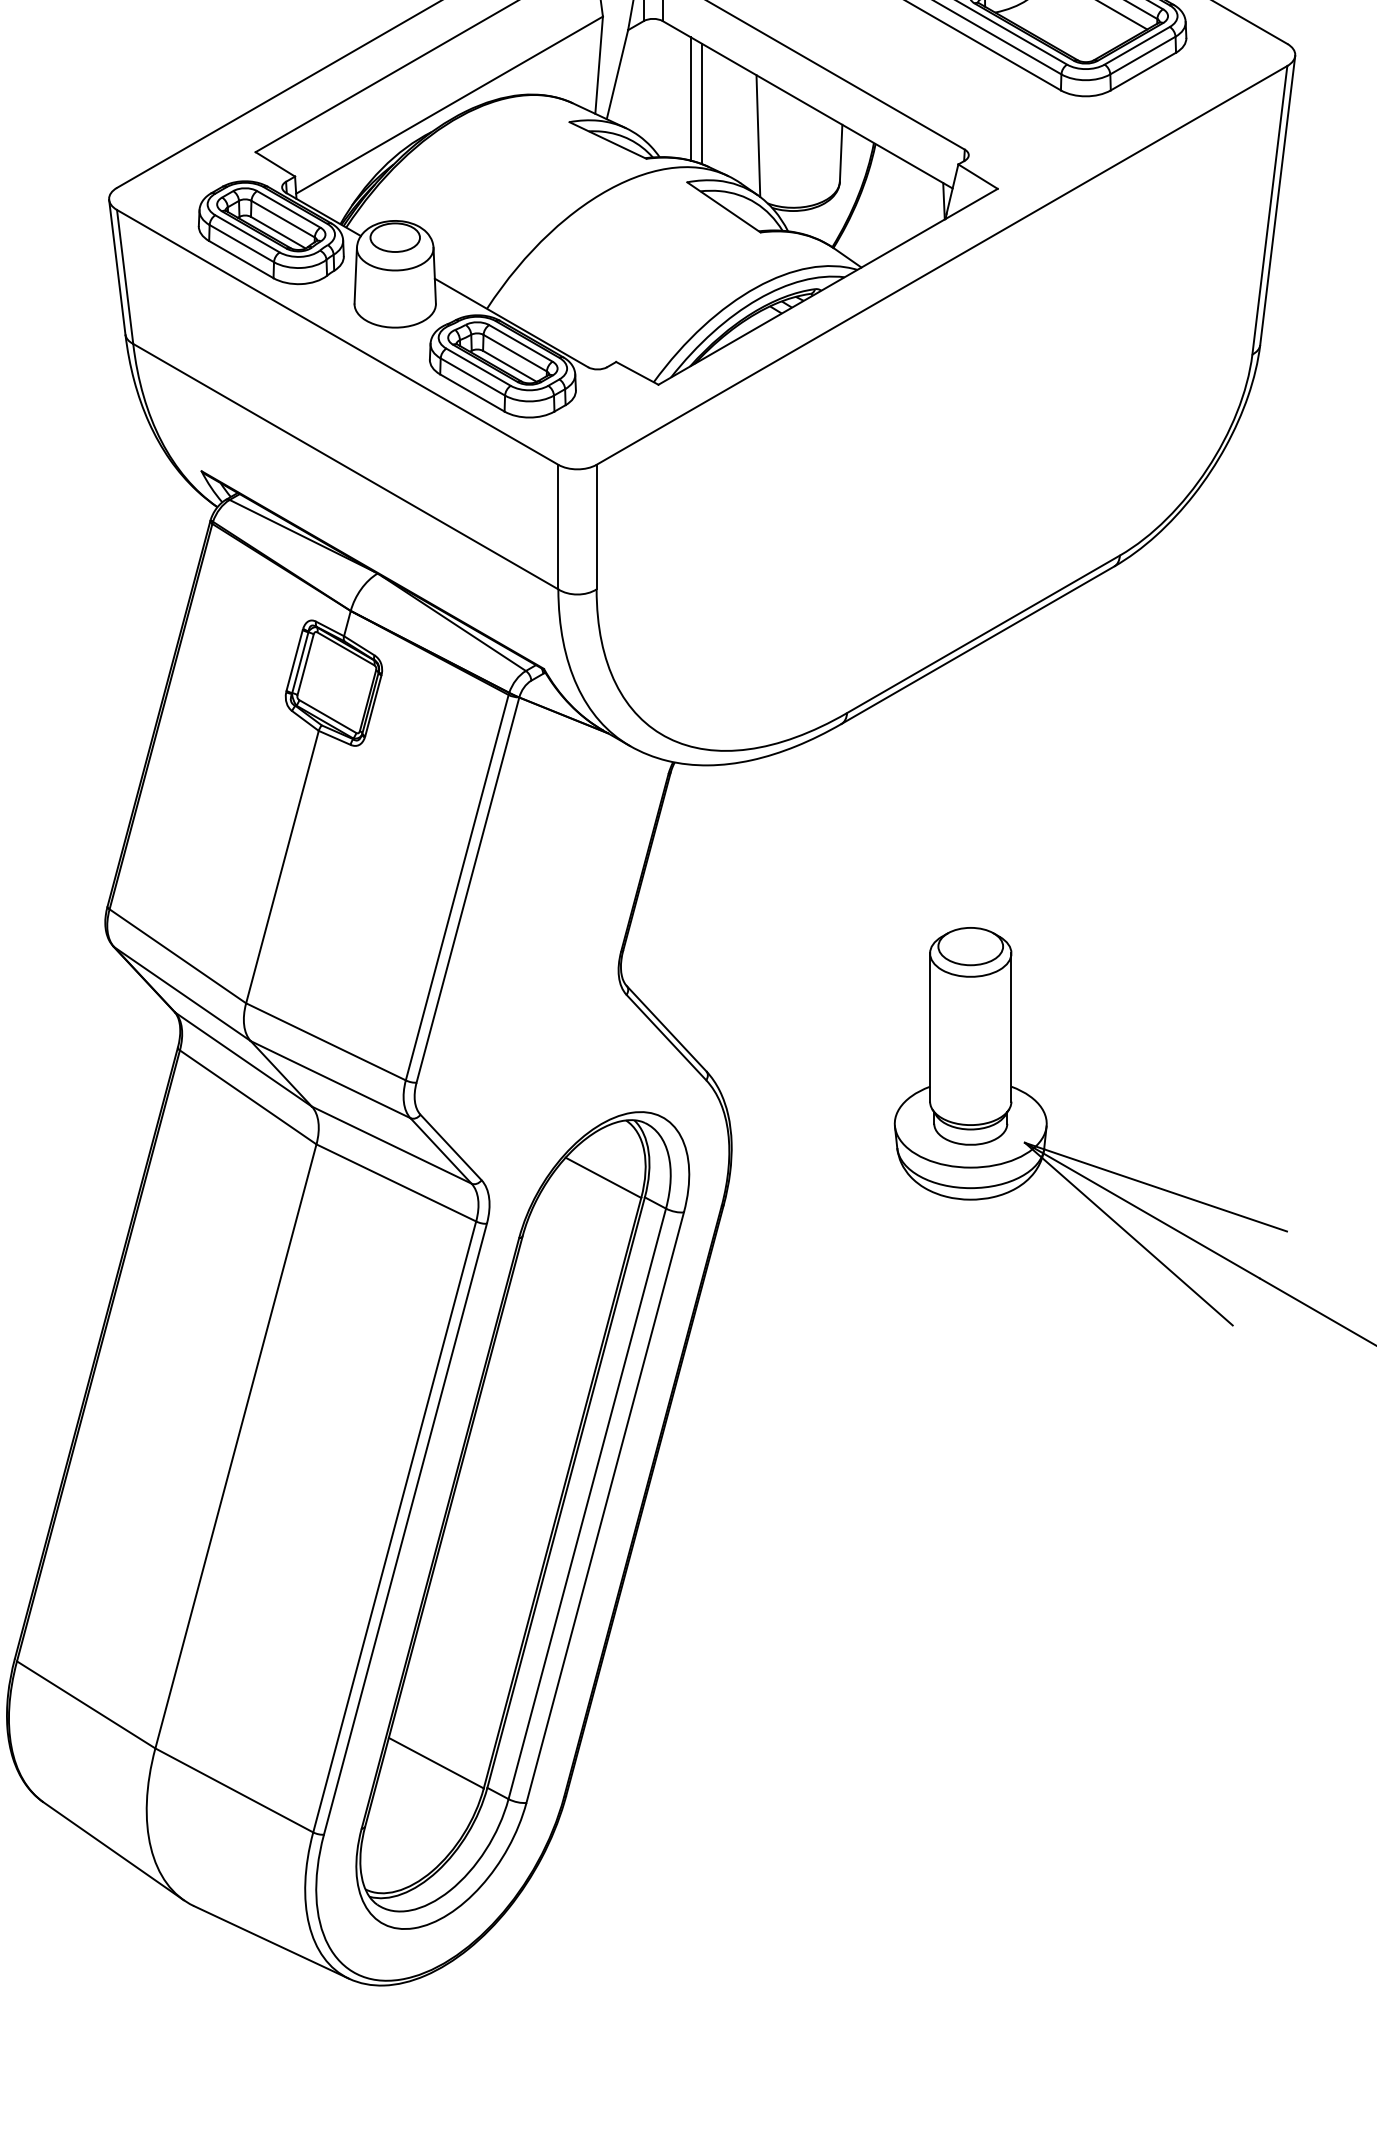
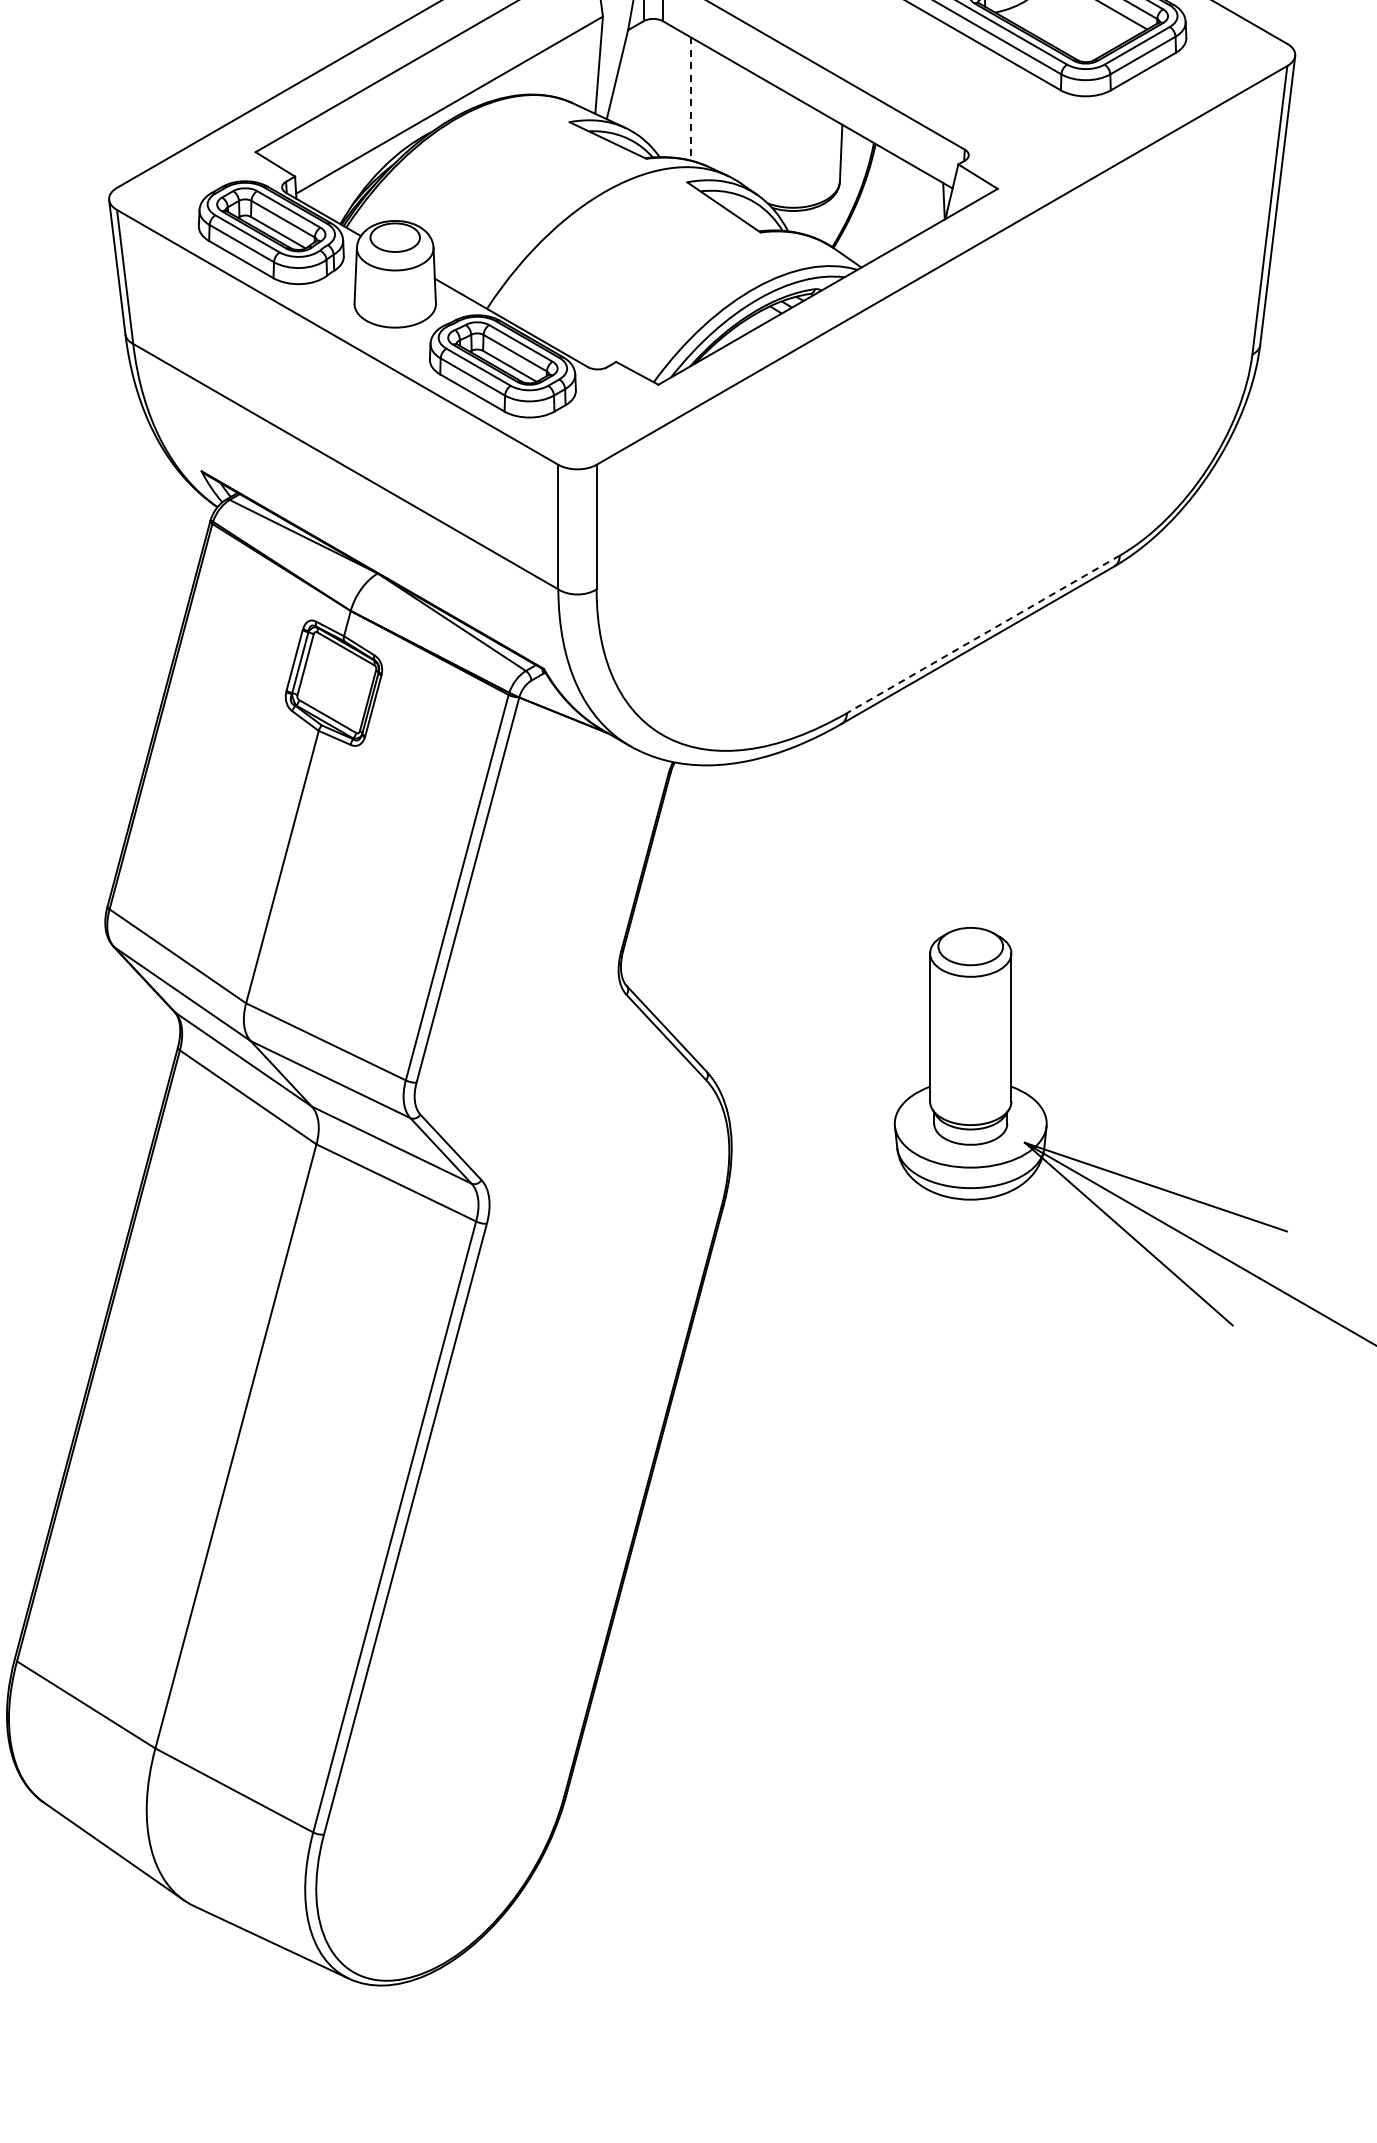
line: solid -> dashed (690, 98)
line: present -> none (702, 103)
line: present -> none (758, 136)
line: solid -> dashed (983, 634)
part: present -> none (522, 1520)
